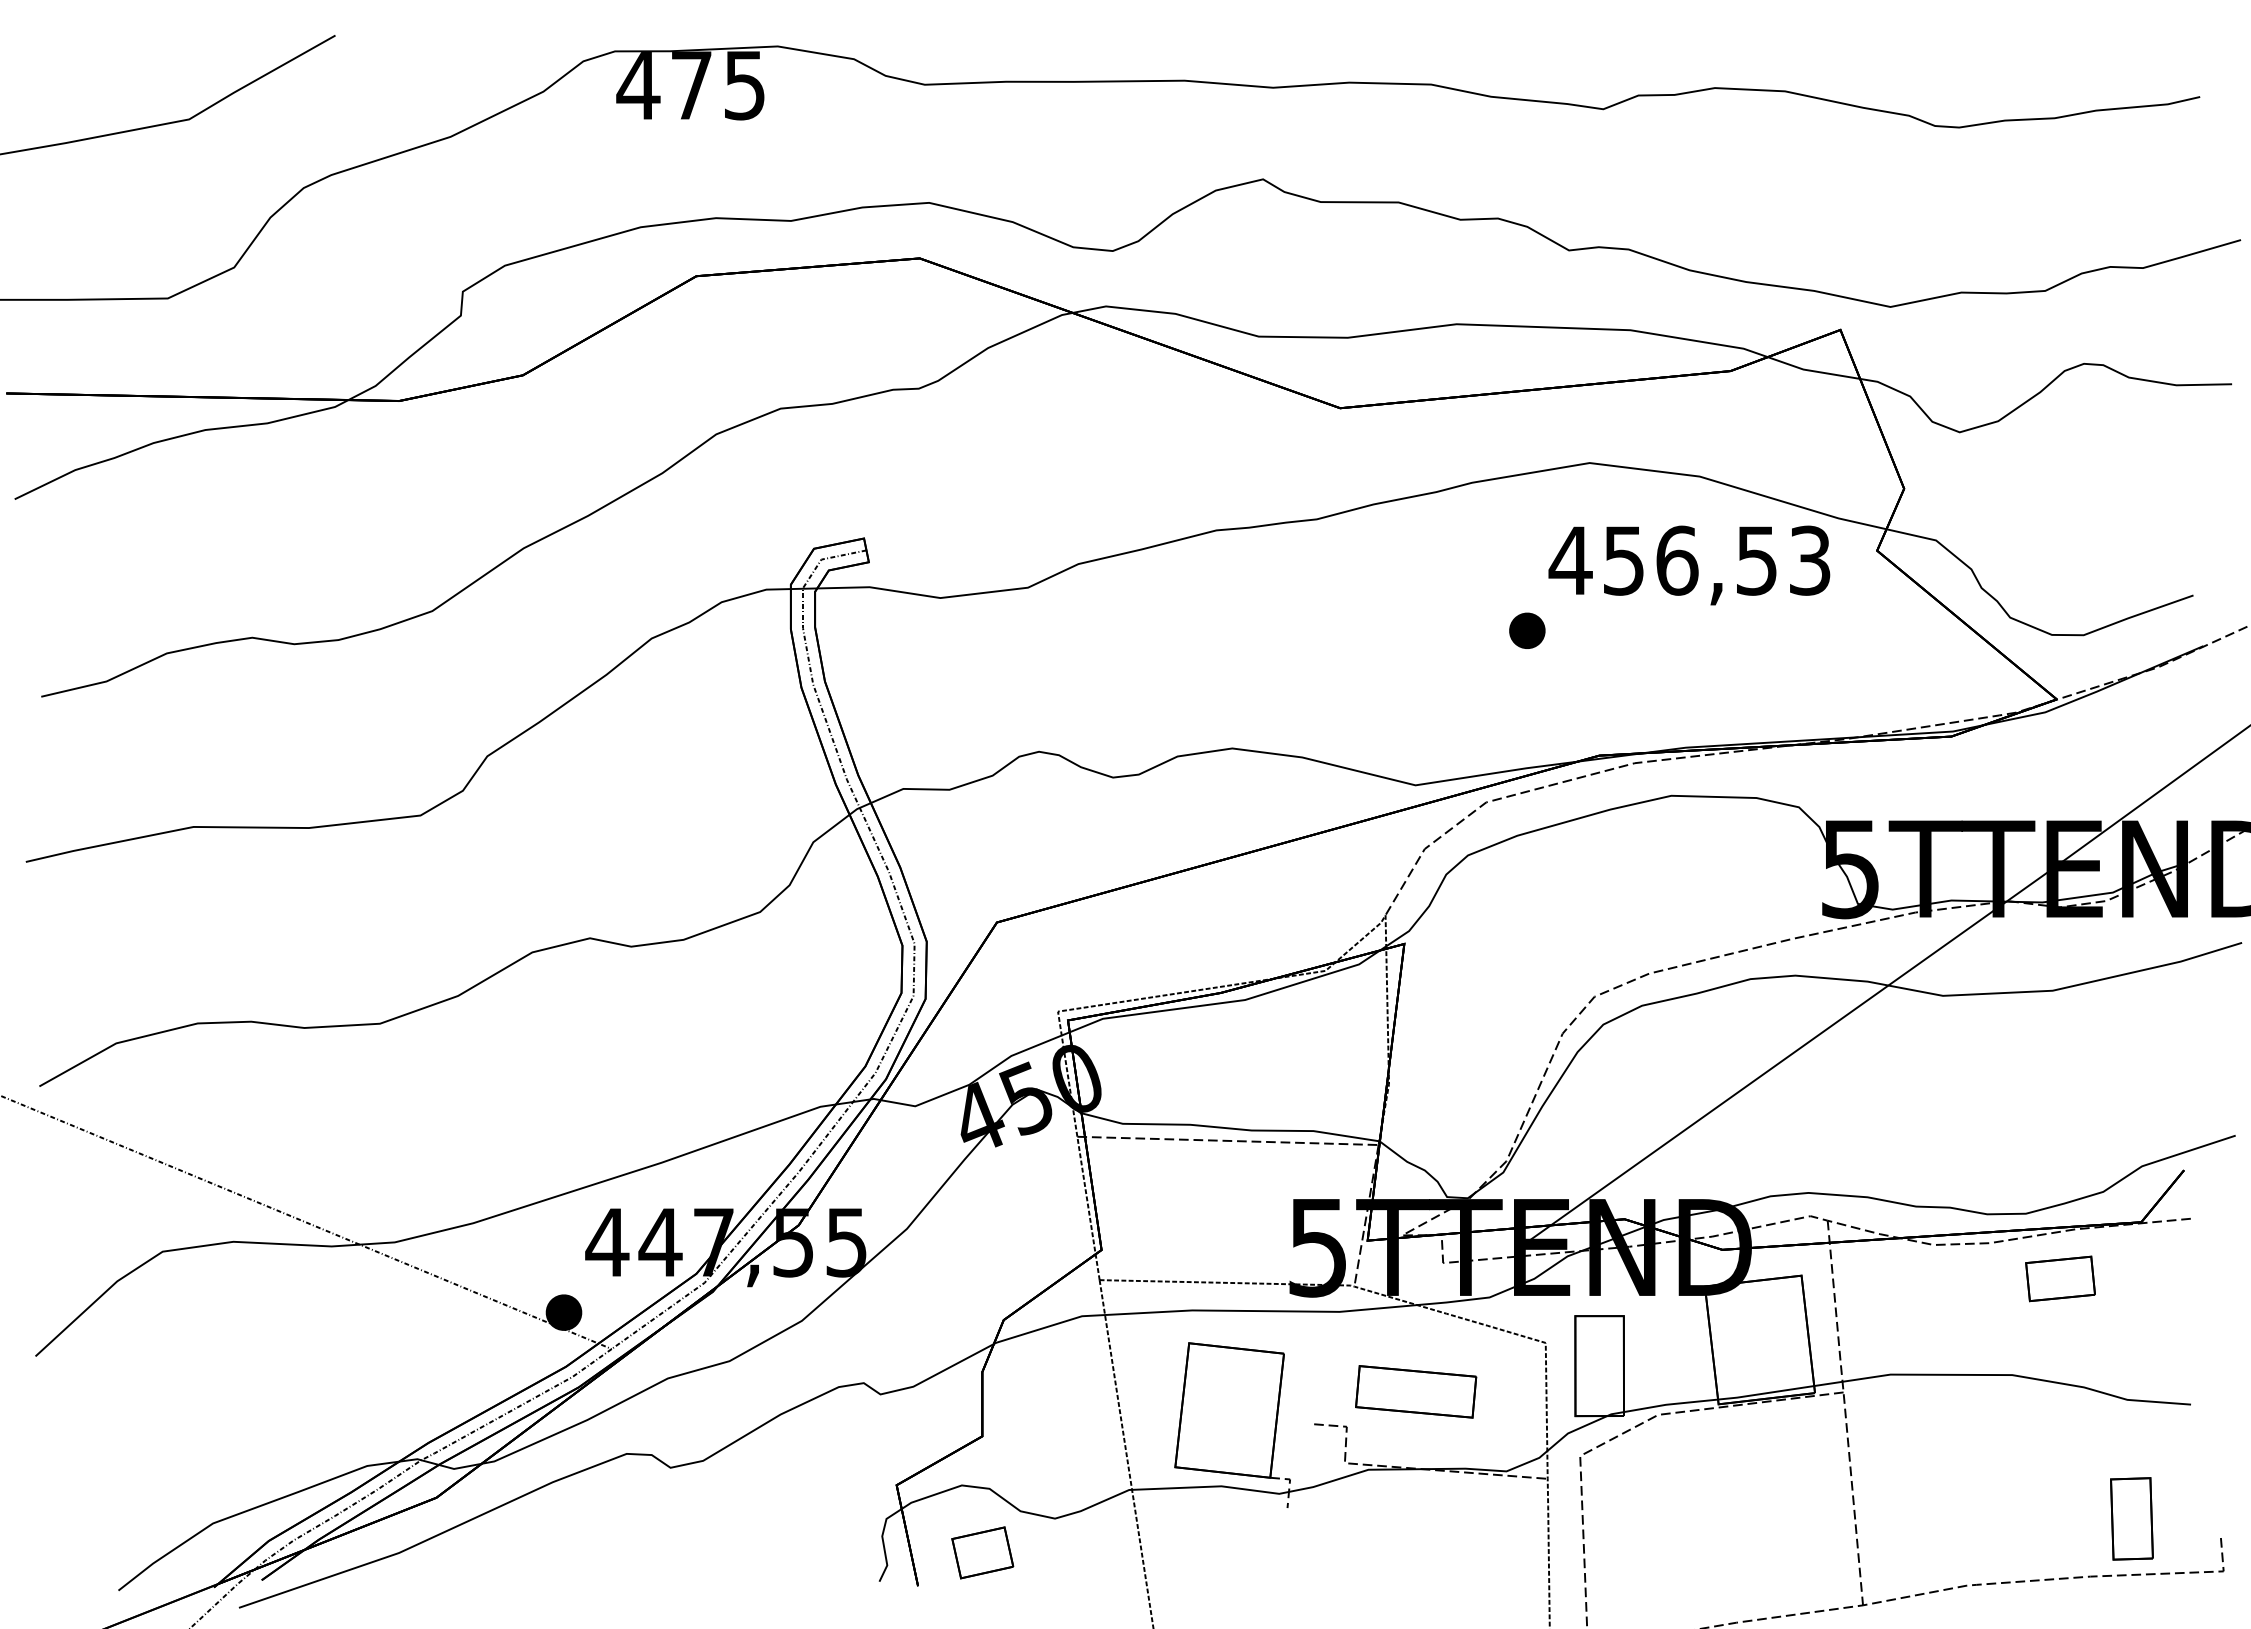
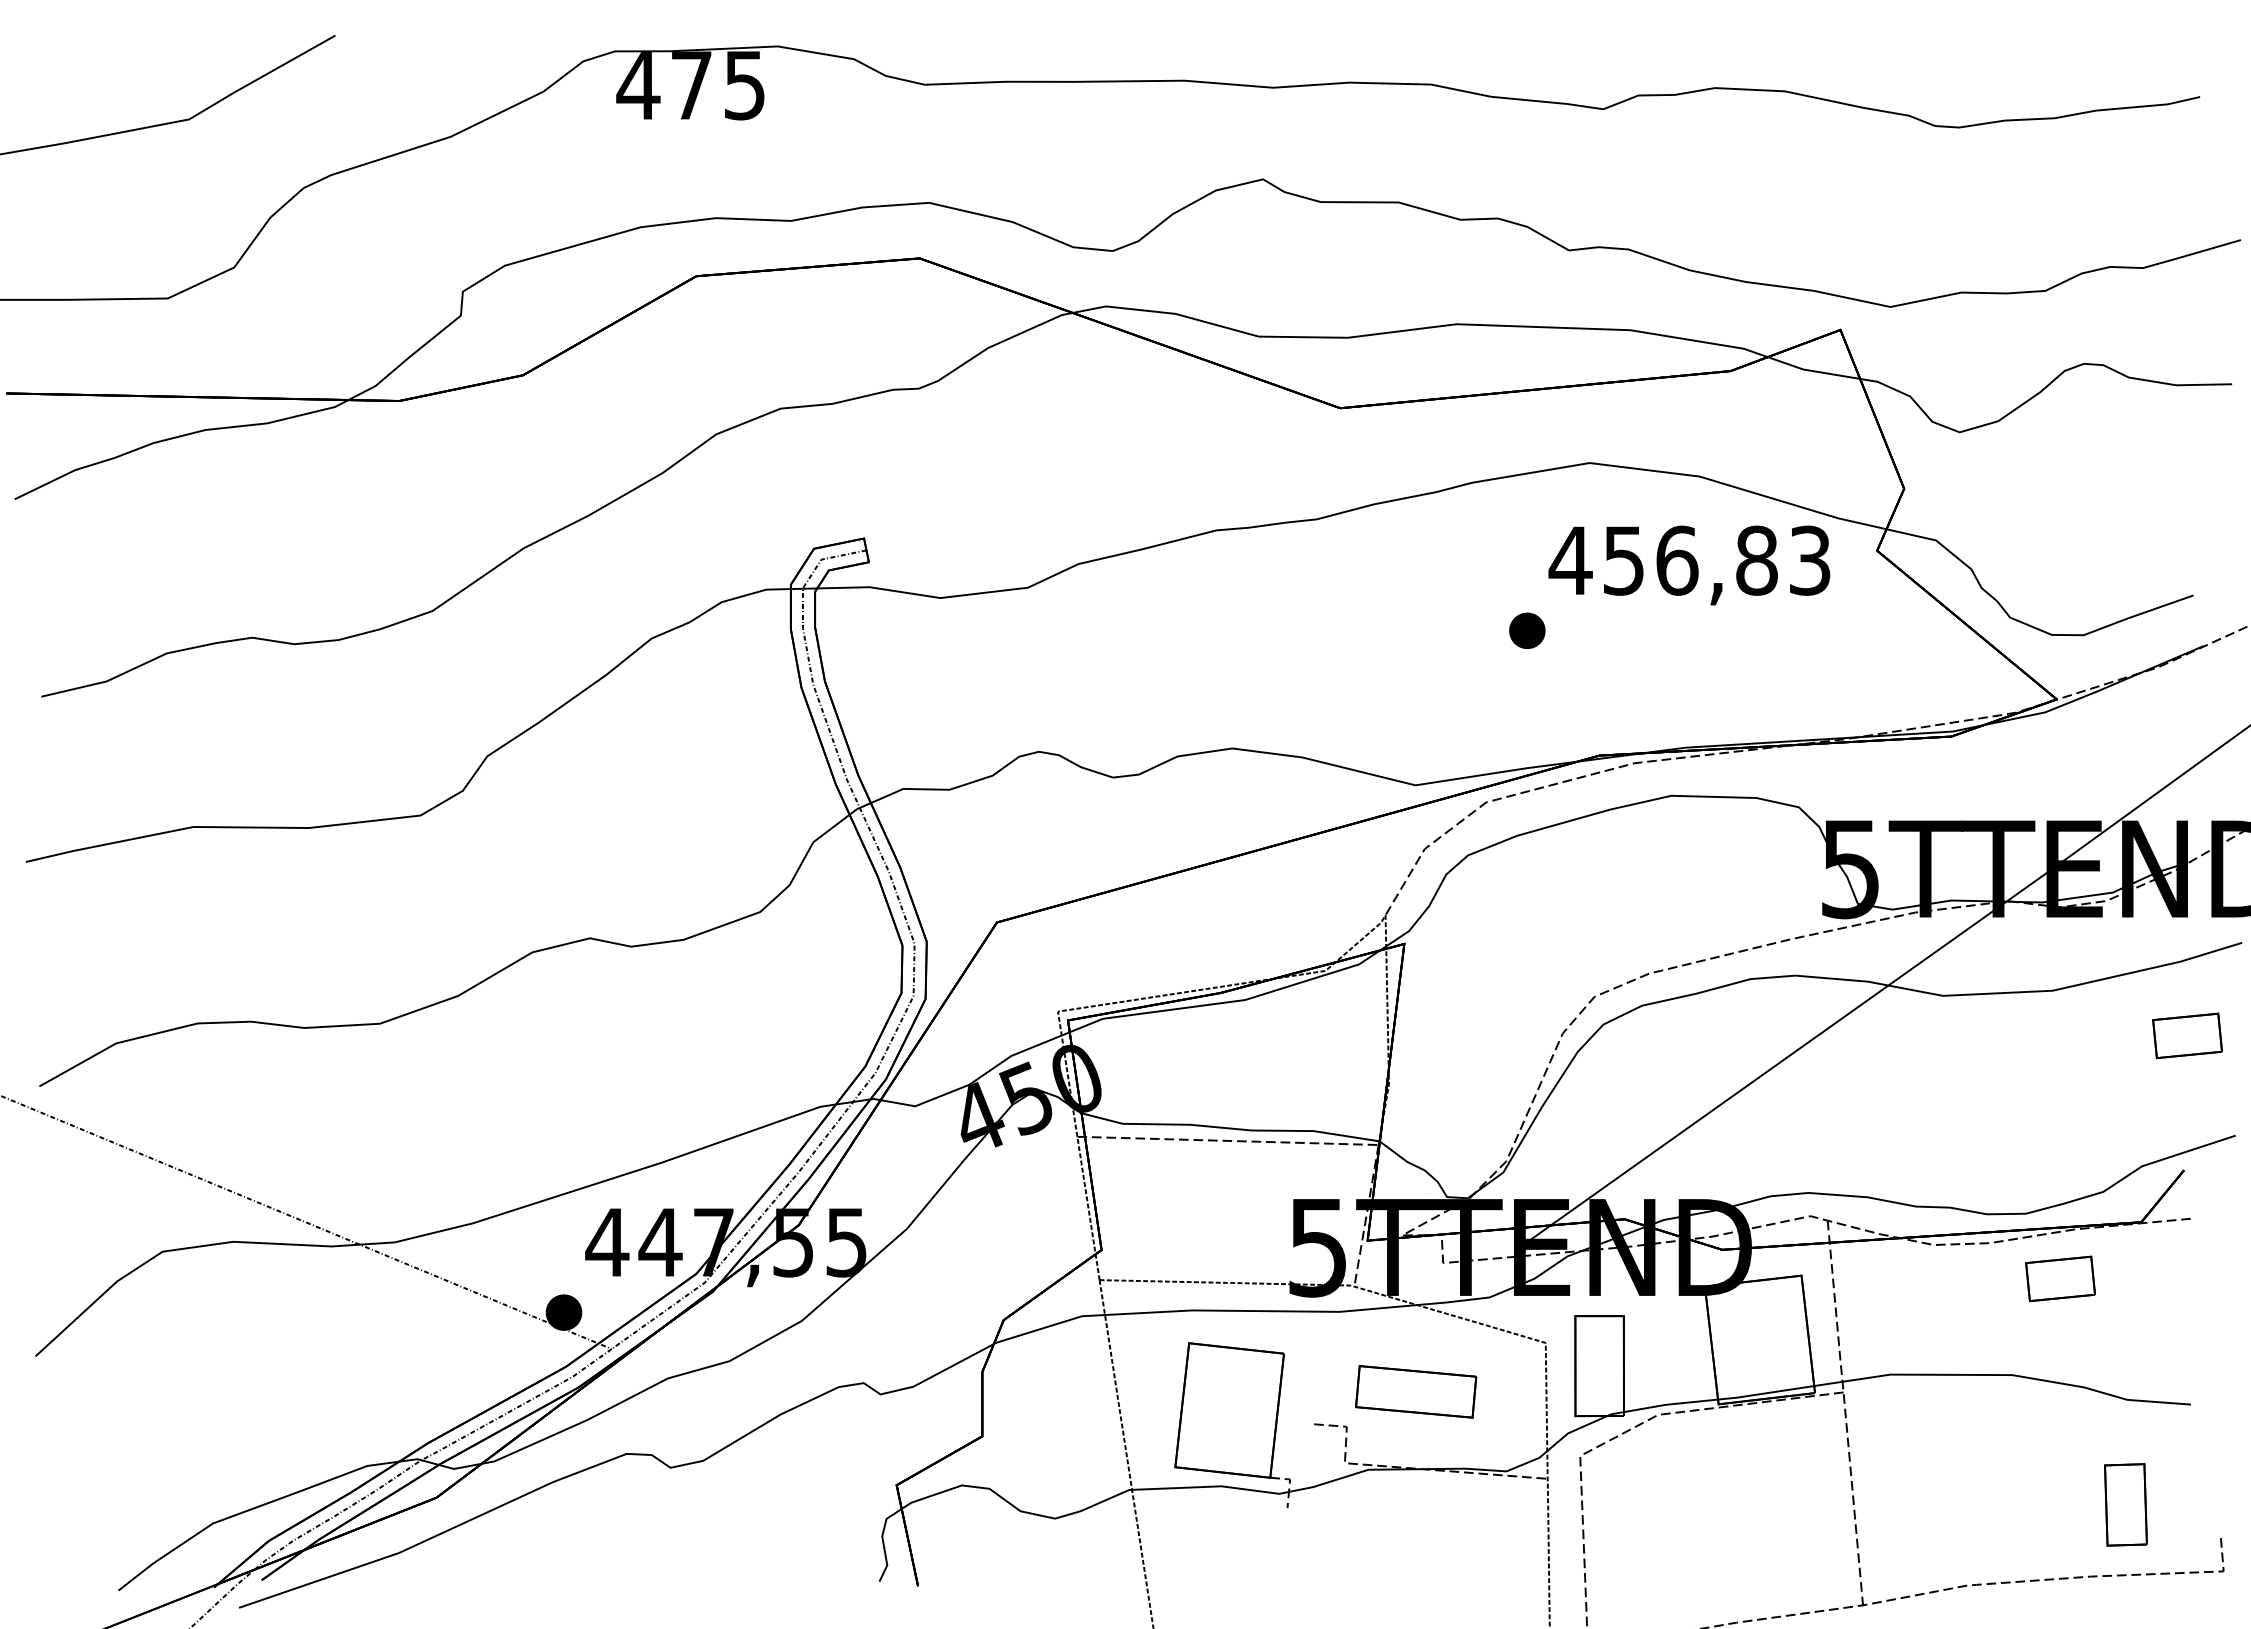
text: 456,53 -> 456,83 (1756, 560)
part: none -> present (2187, 1035)
part position: (2131, 1518) -> (2125, 1504) (2125, 1504)
part: present -> none (982, 1552)
